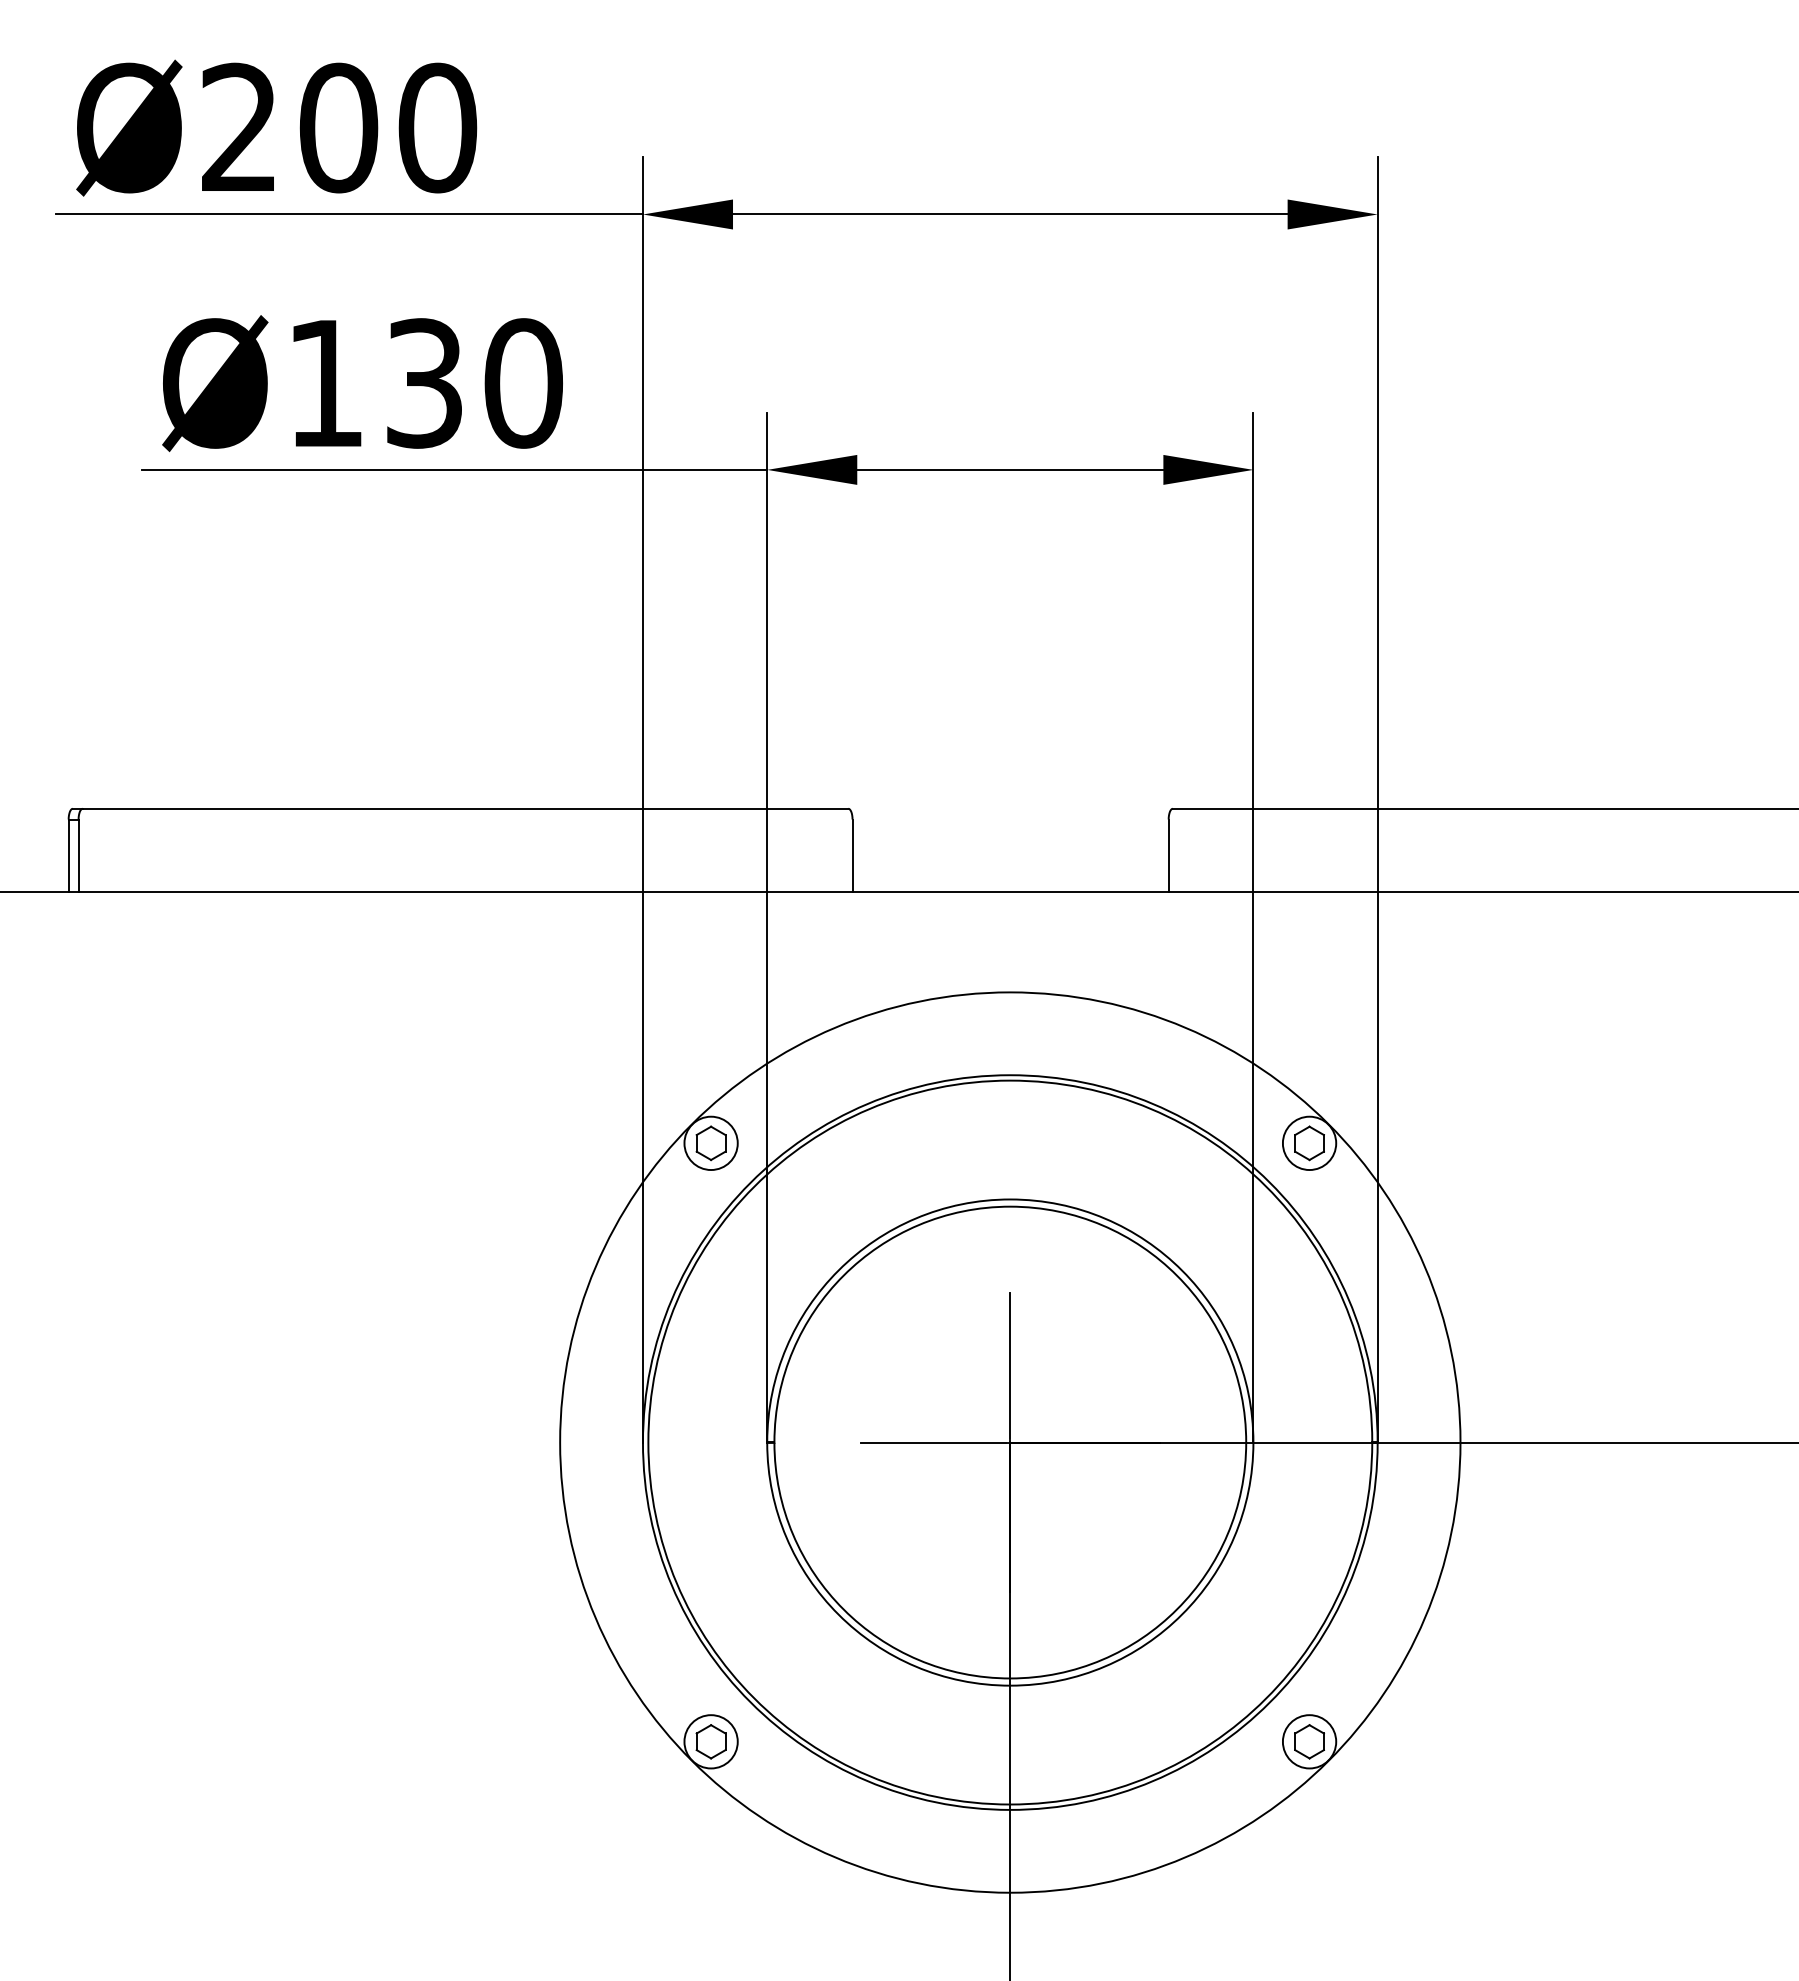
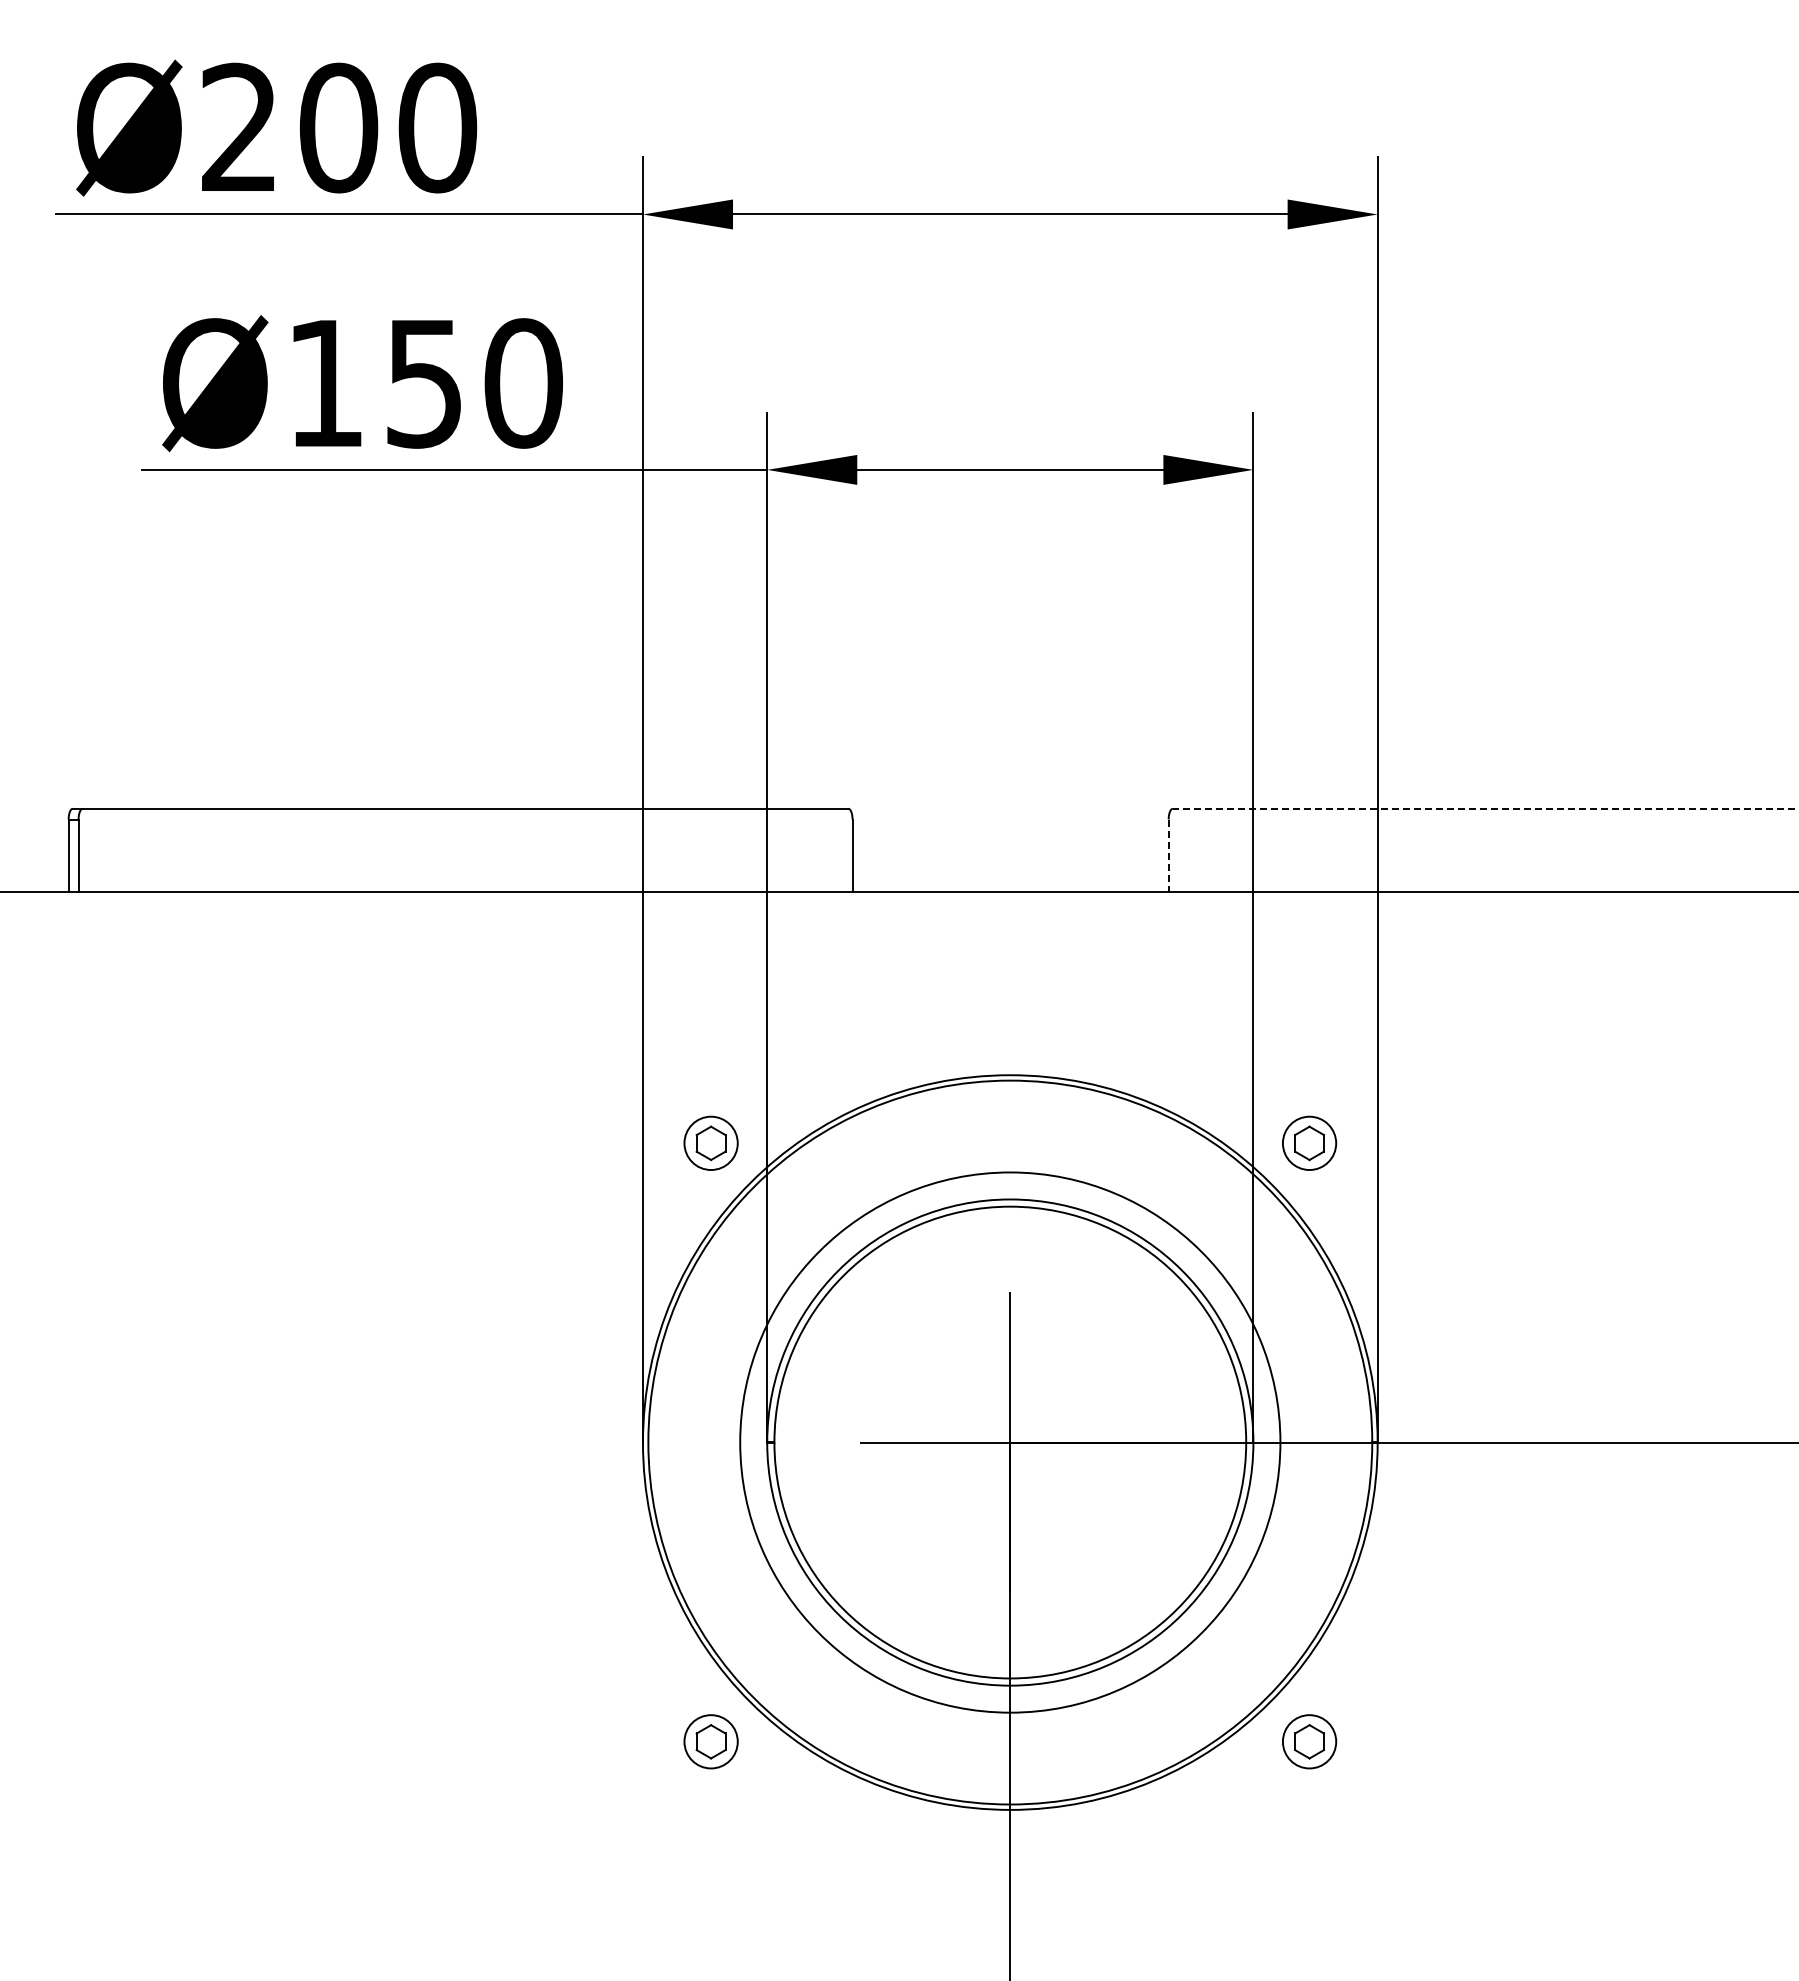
text: Ø130 -> Ø150 (424, 383)
line: solid -> dashed (1485, 808)
line: solid -> dashed (1168, 856)
circle diameter: 900 px -> 540 px (1010, 1442)
